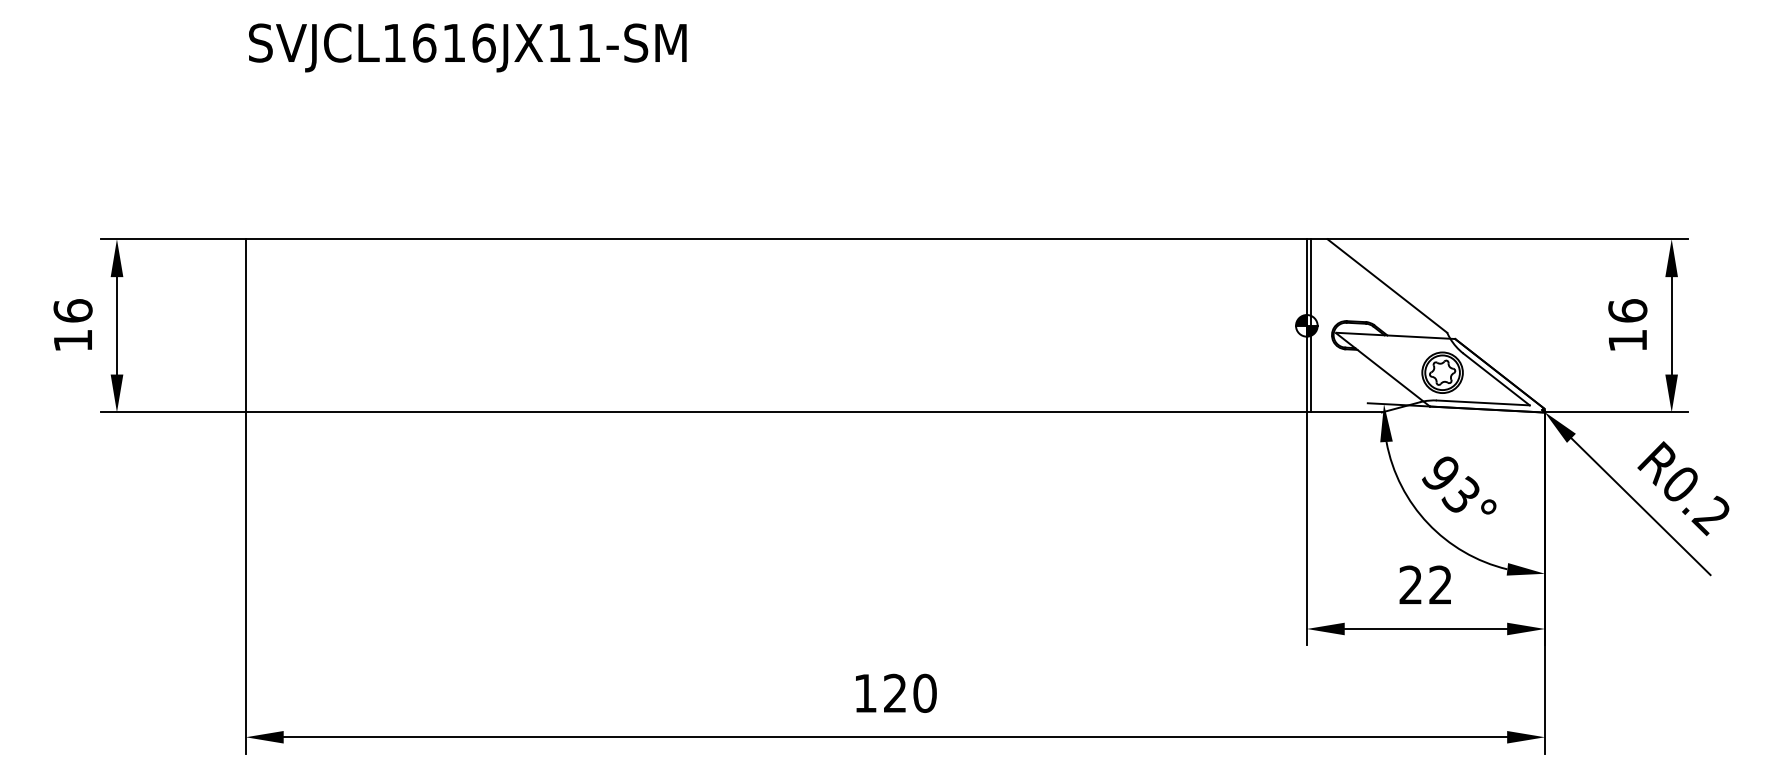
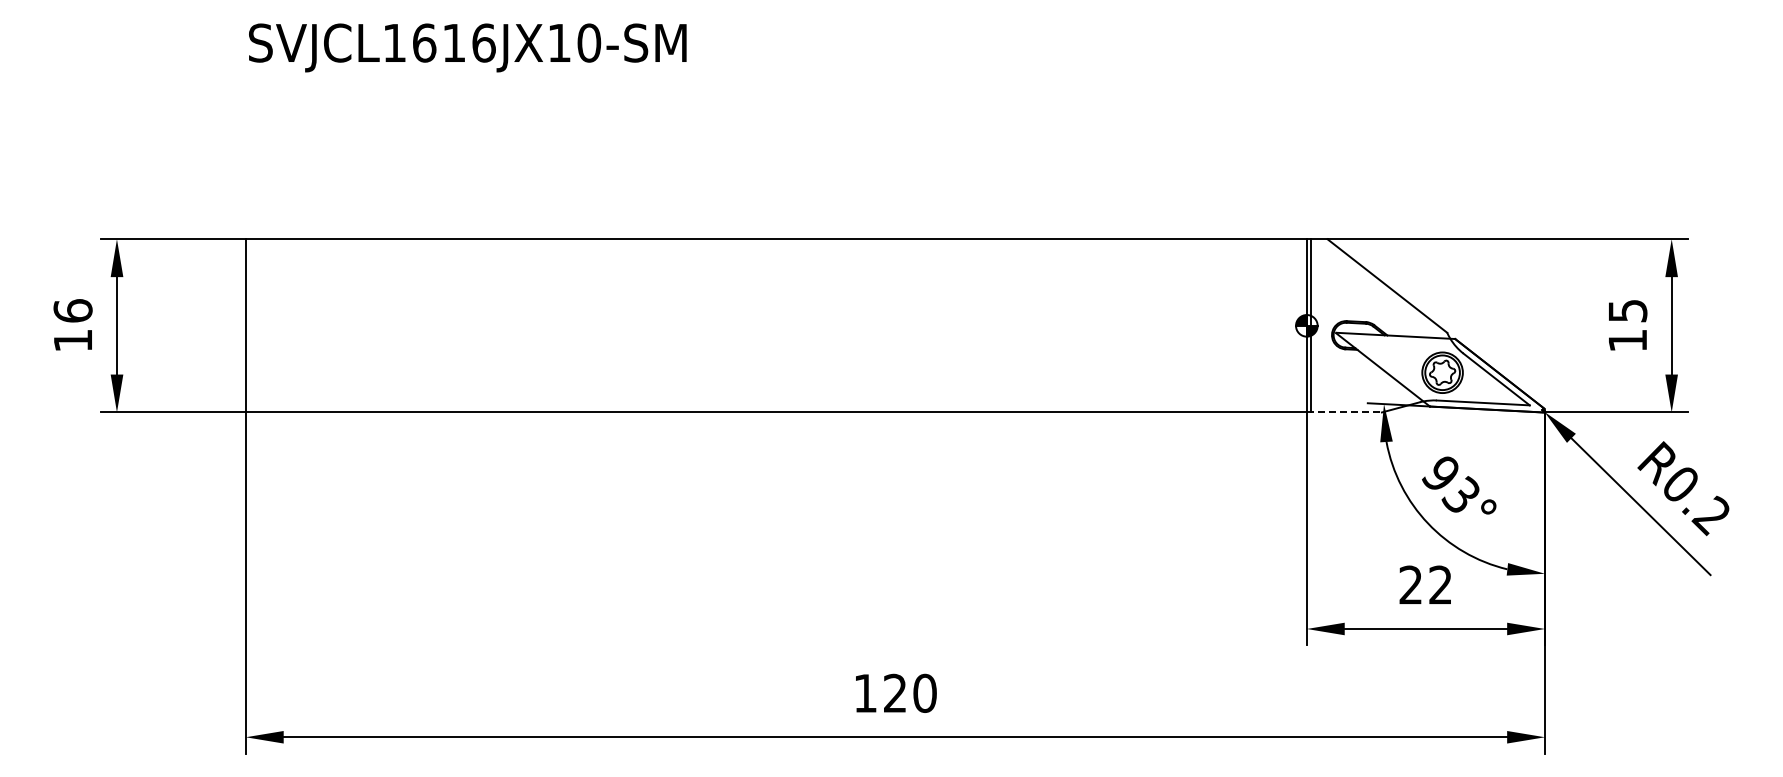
text: SVJCL1616JX11-SM -> SVJCL1616JX10-SM (589, 42)
text: 16 -> 15 (1627, 310)
line: solid -> dashed (1344, 412)
